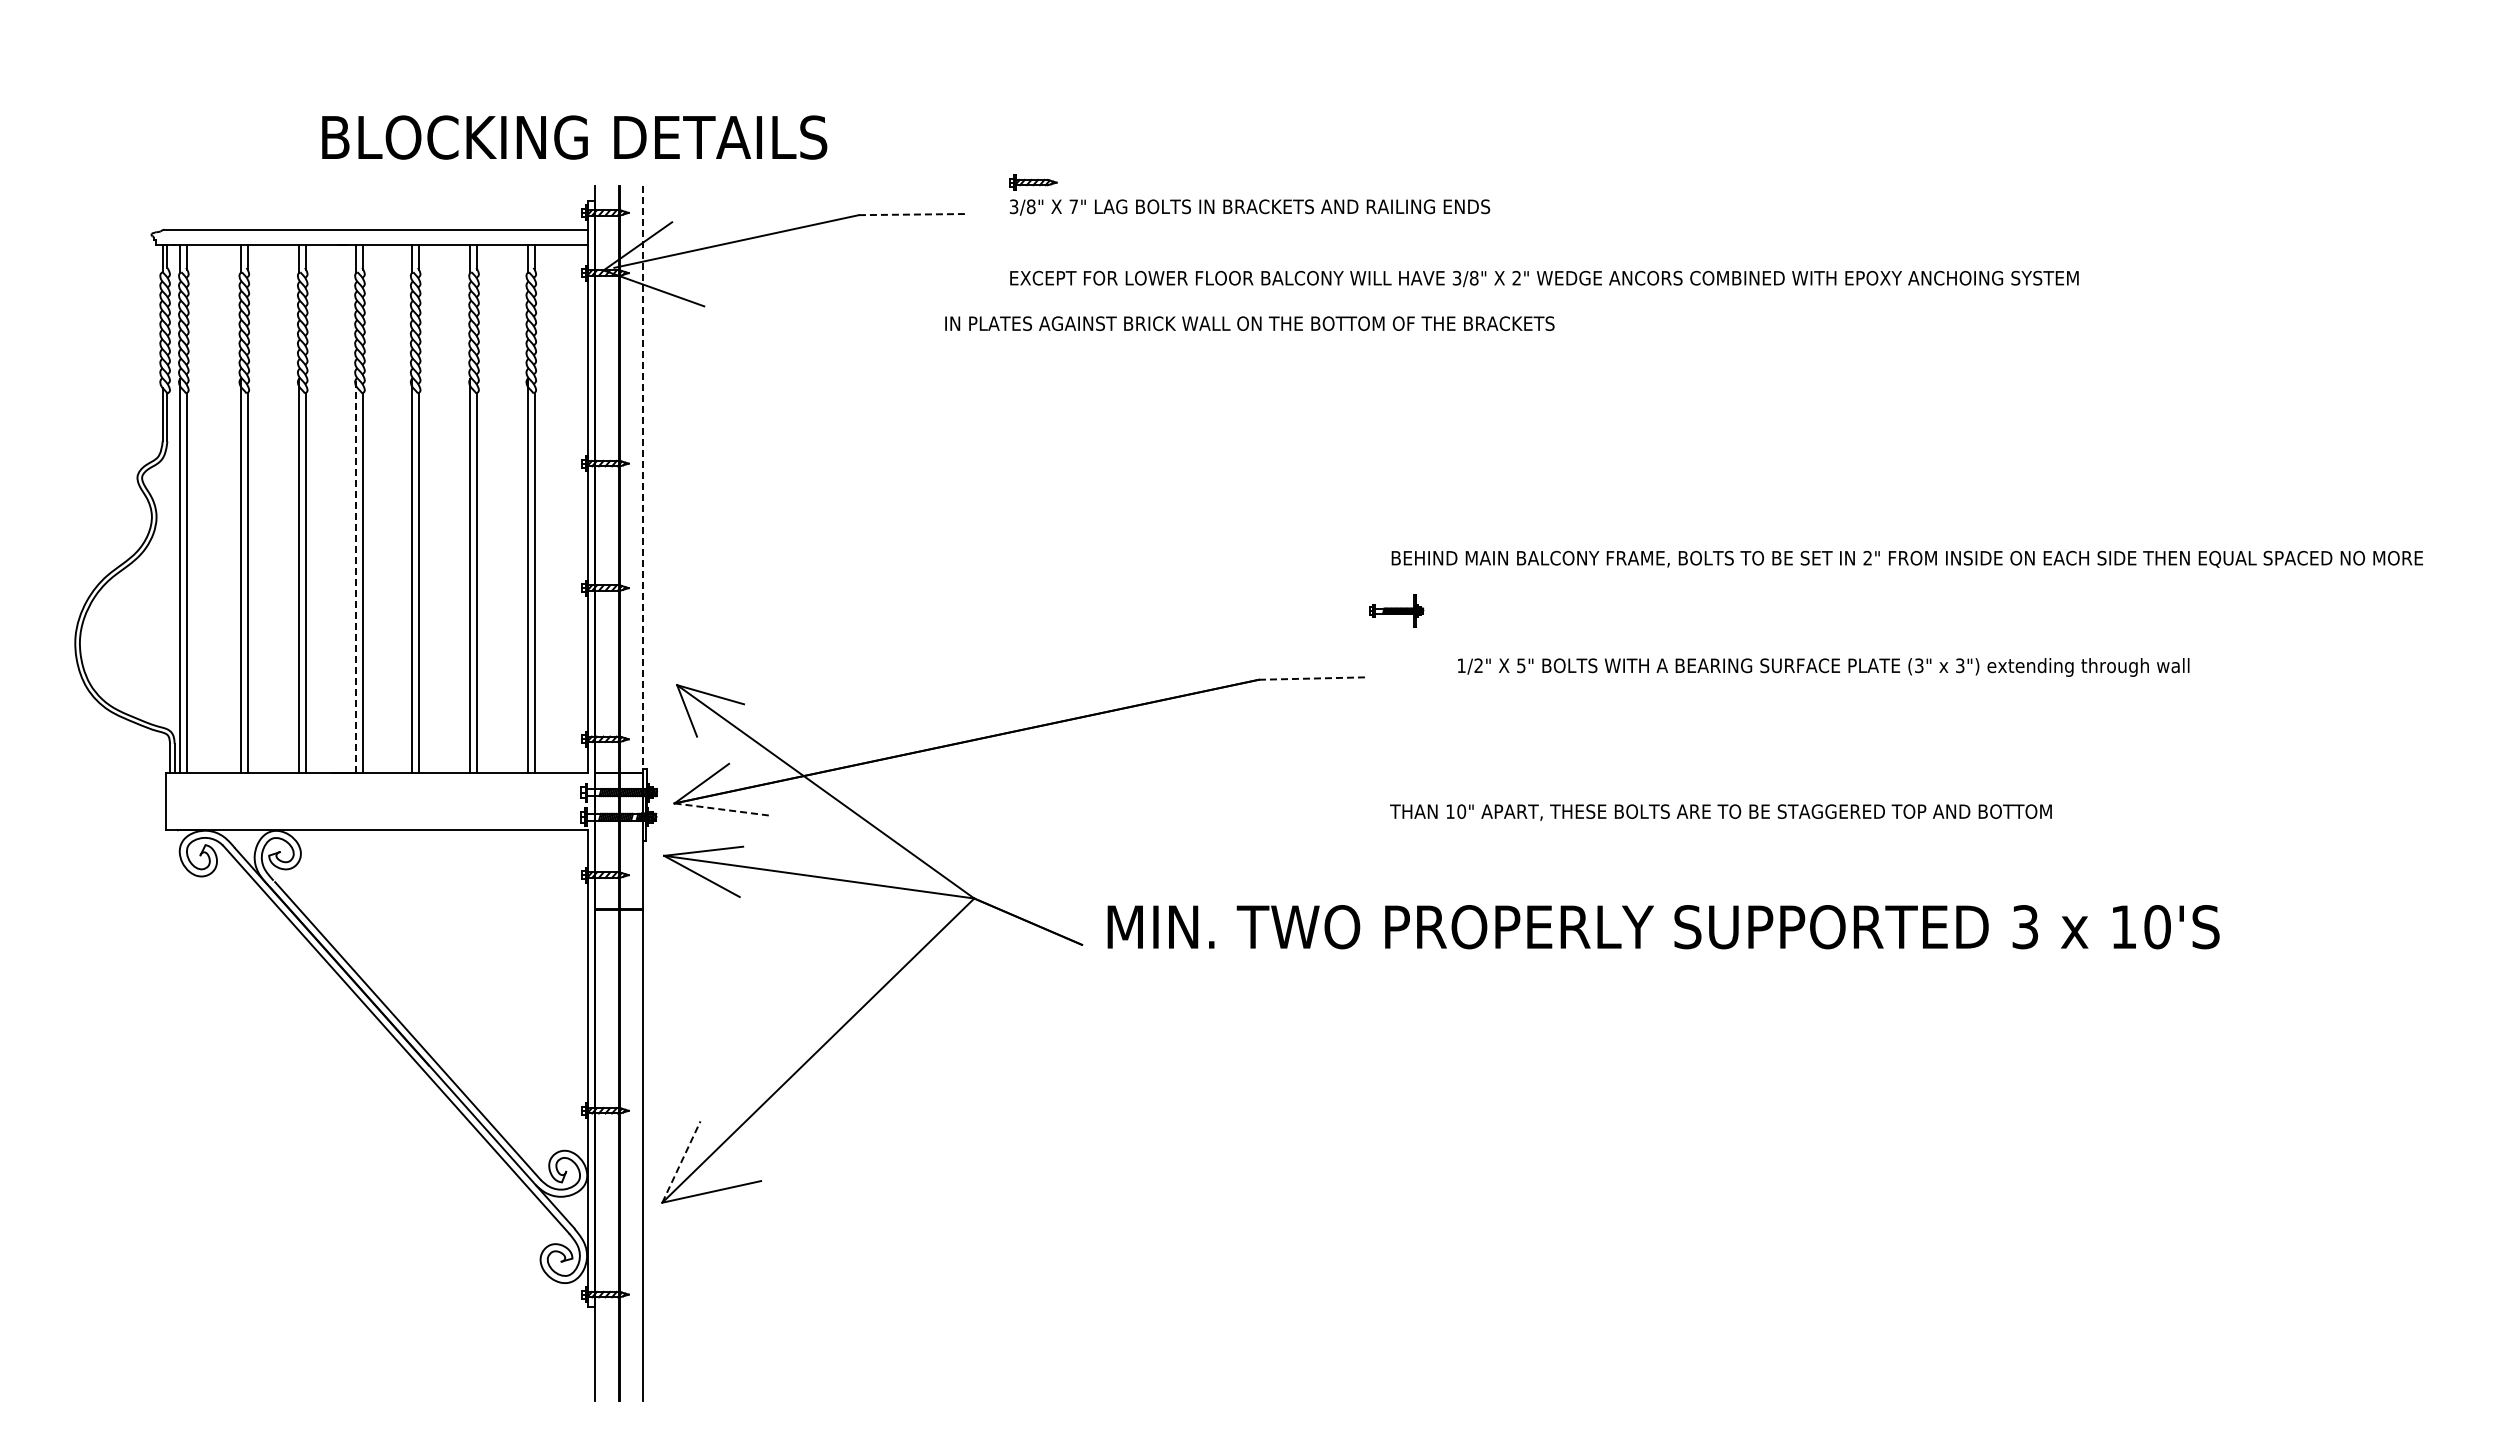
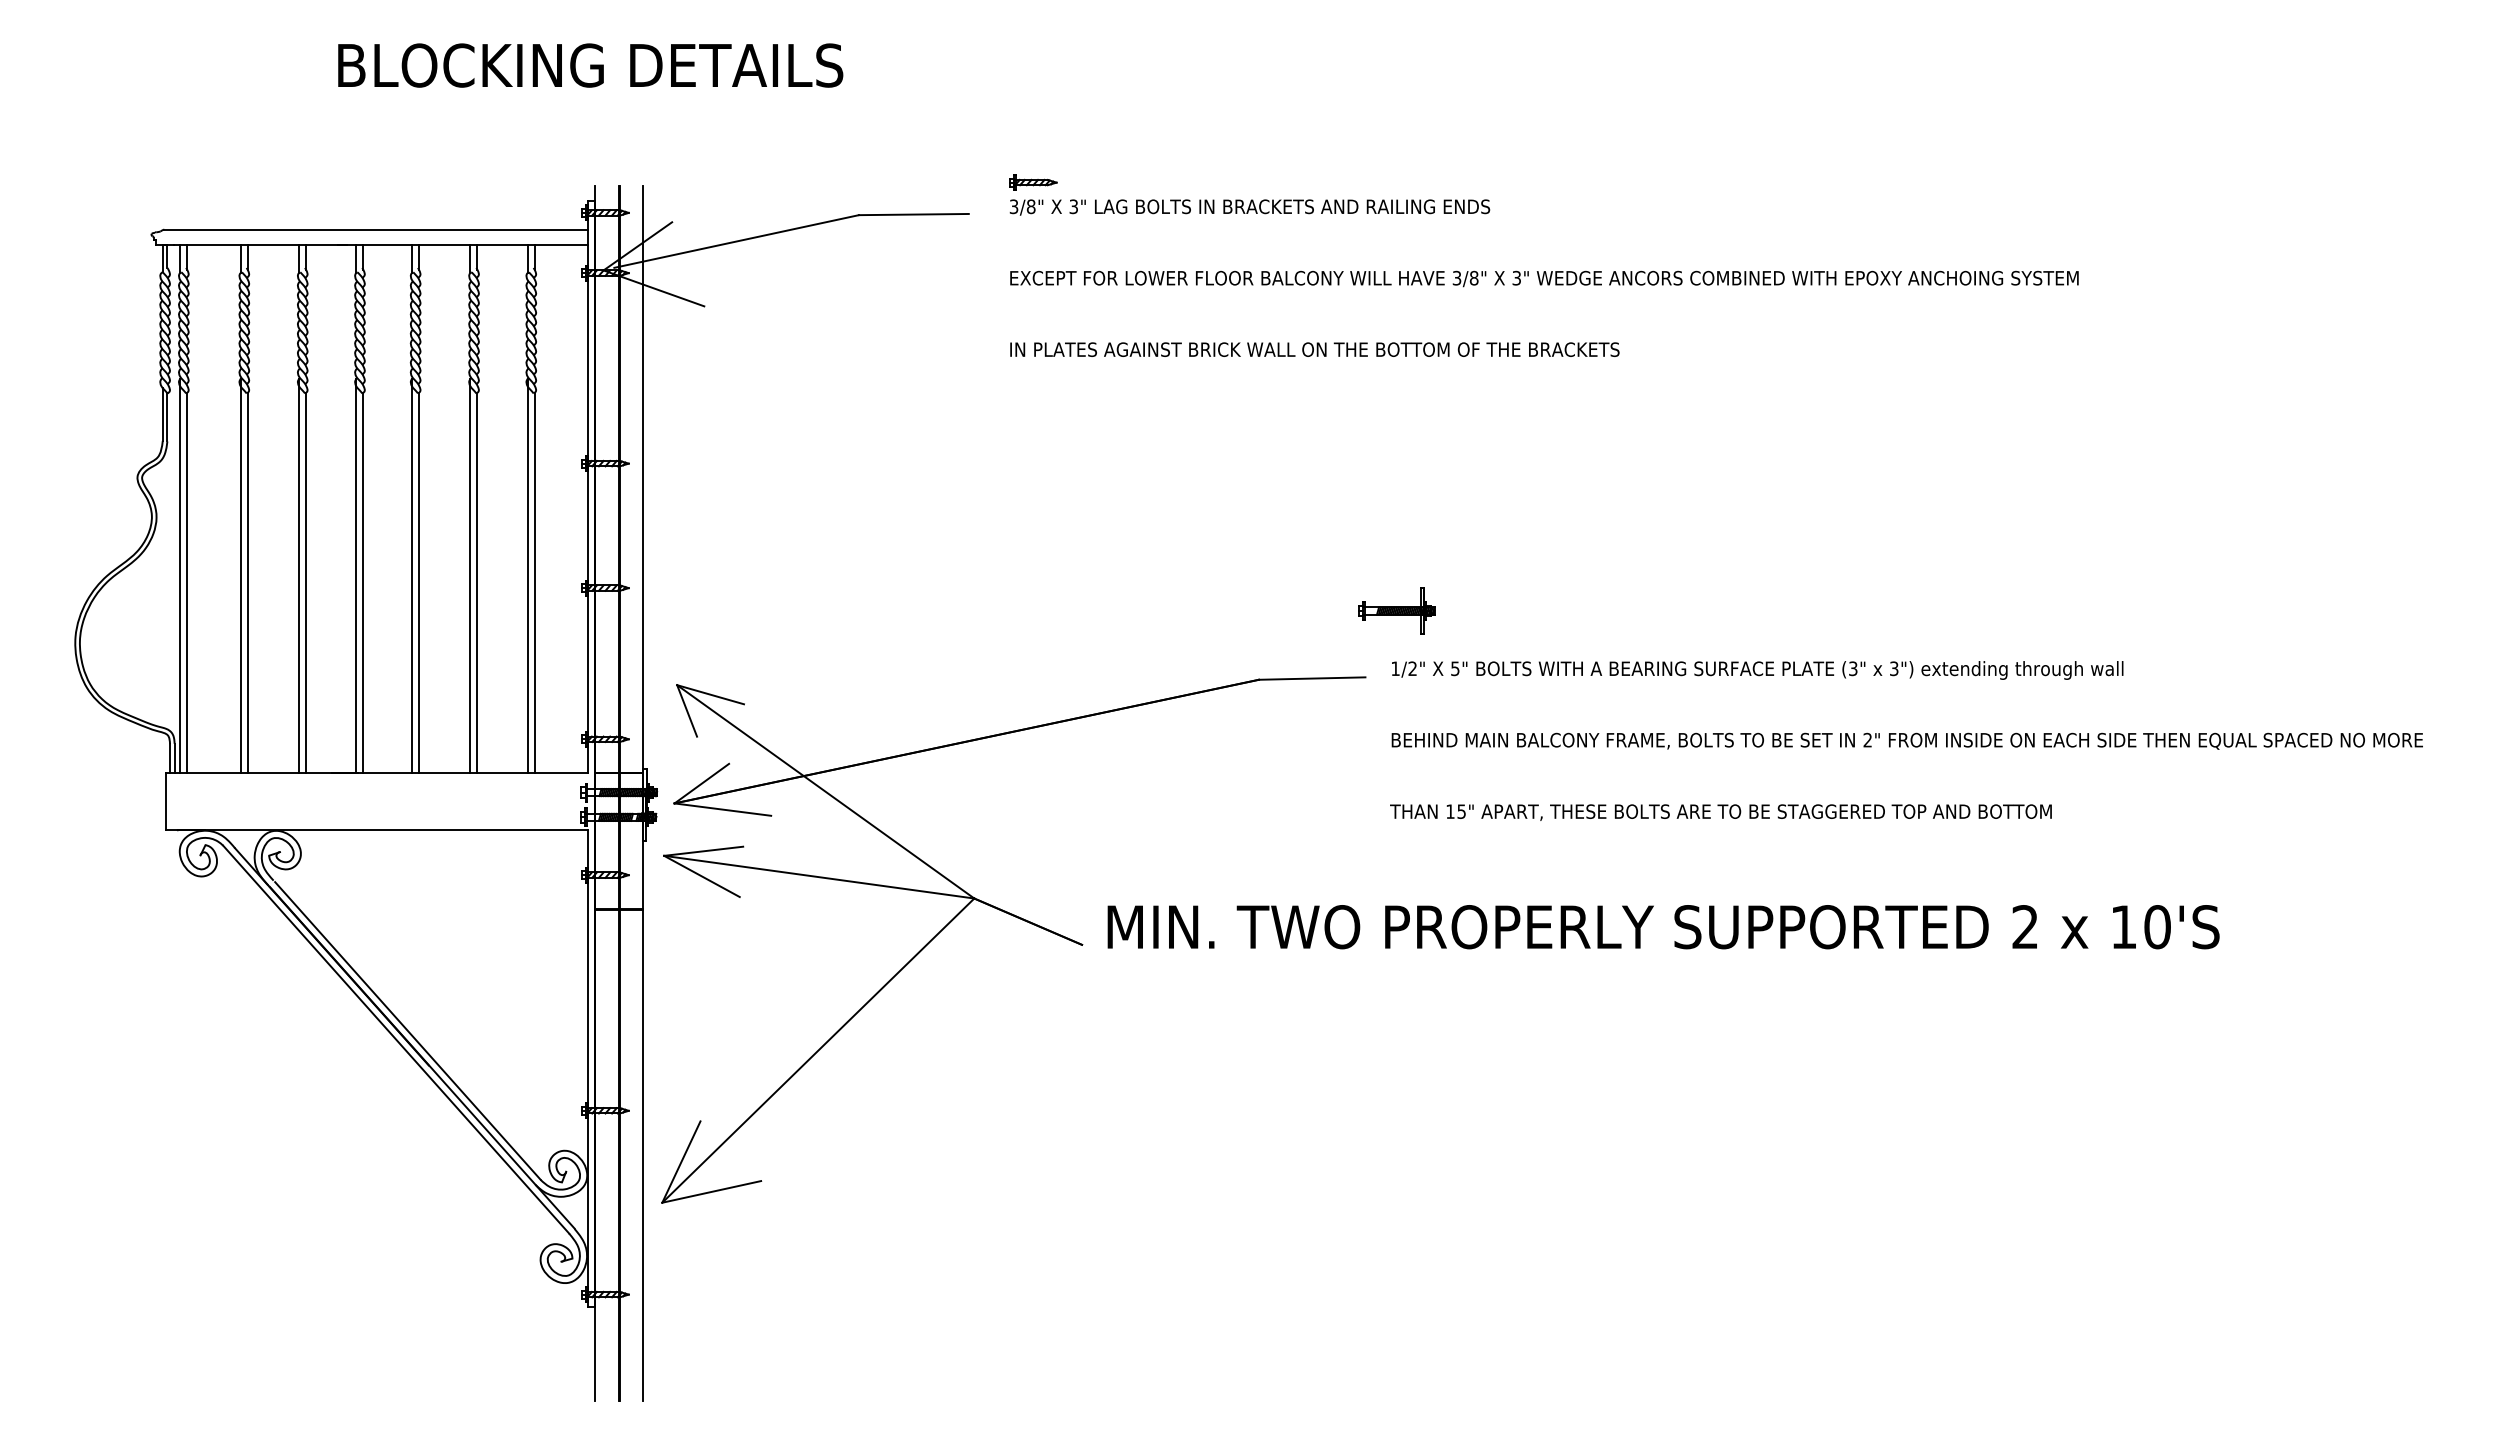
text position: (574, 137) -> (590, 65) (590, 65)
text: 7" -> 3" (1073, 206)
line: dashed -> solid (913, 214)
text: 2" -> 3" (1516, 278)
text position: (1249, 323) -> (1314, 349) (1314, 349)
line: dashed -> solid (642, 479)
text position: (1906, 558) -> (1906, 740) (1906, 740)
line: dashed -> solid (356, 575)
part size: 56x34 px -> 78x48 px (1396, 610)
text position: (1823, 667) -> (1757, 670) (1757, 670)
line: dashed -> solid (1312, 678)
line: dashed -> solid (722, 809)
text: 10" -> 15" (1461, 811)
text: 3 -> 2 (2025, 927)
line: dashed -> solid (681, 1162)
